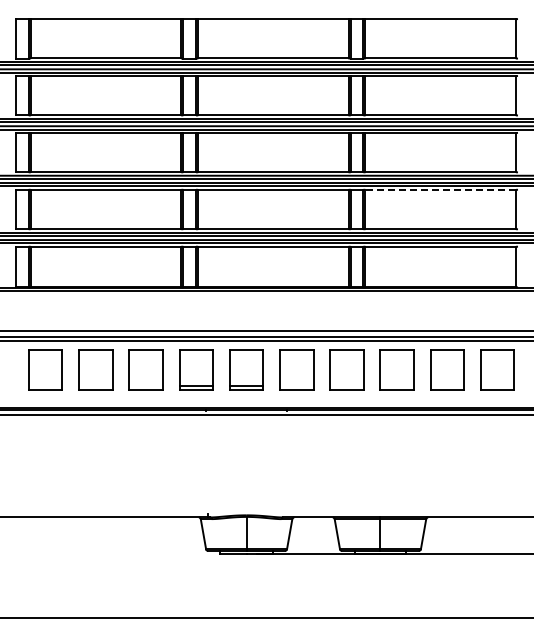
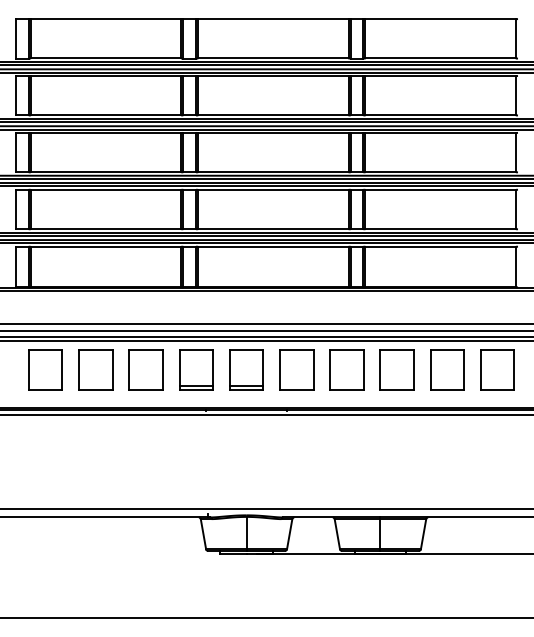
line: dashed -> solid (440, 190)
line: none -> present (266, 324)
line: none -> present (266, 508)
